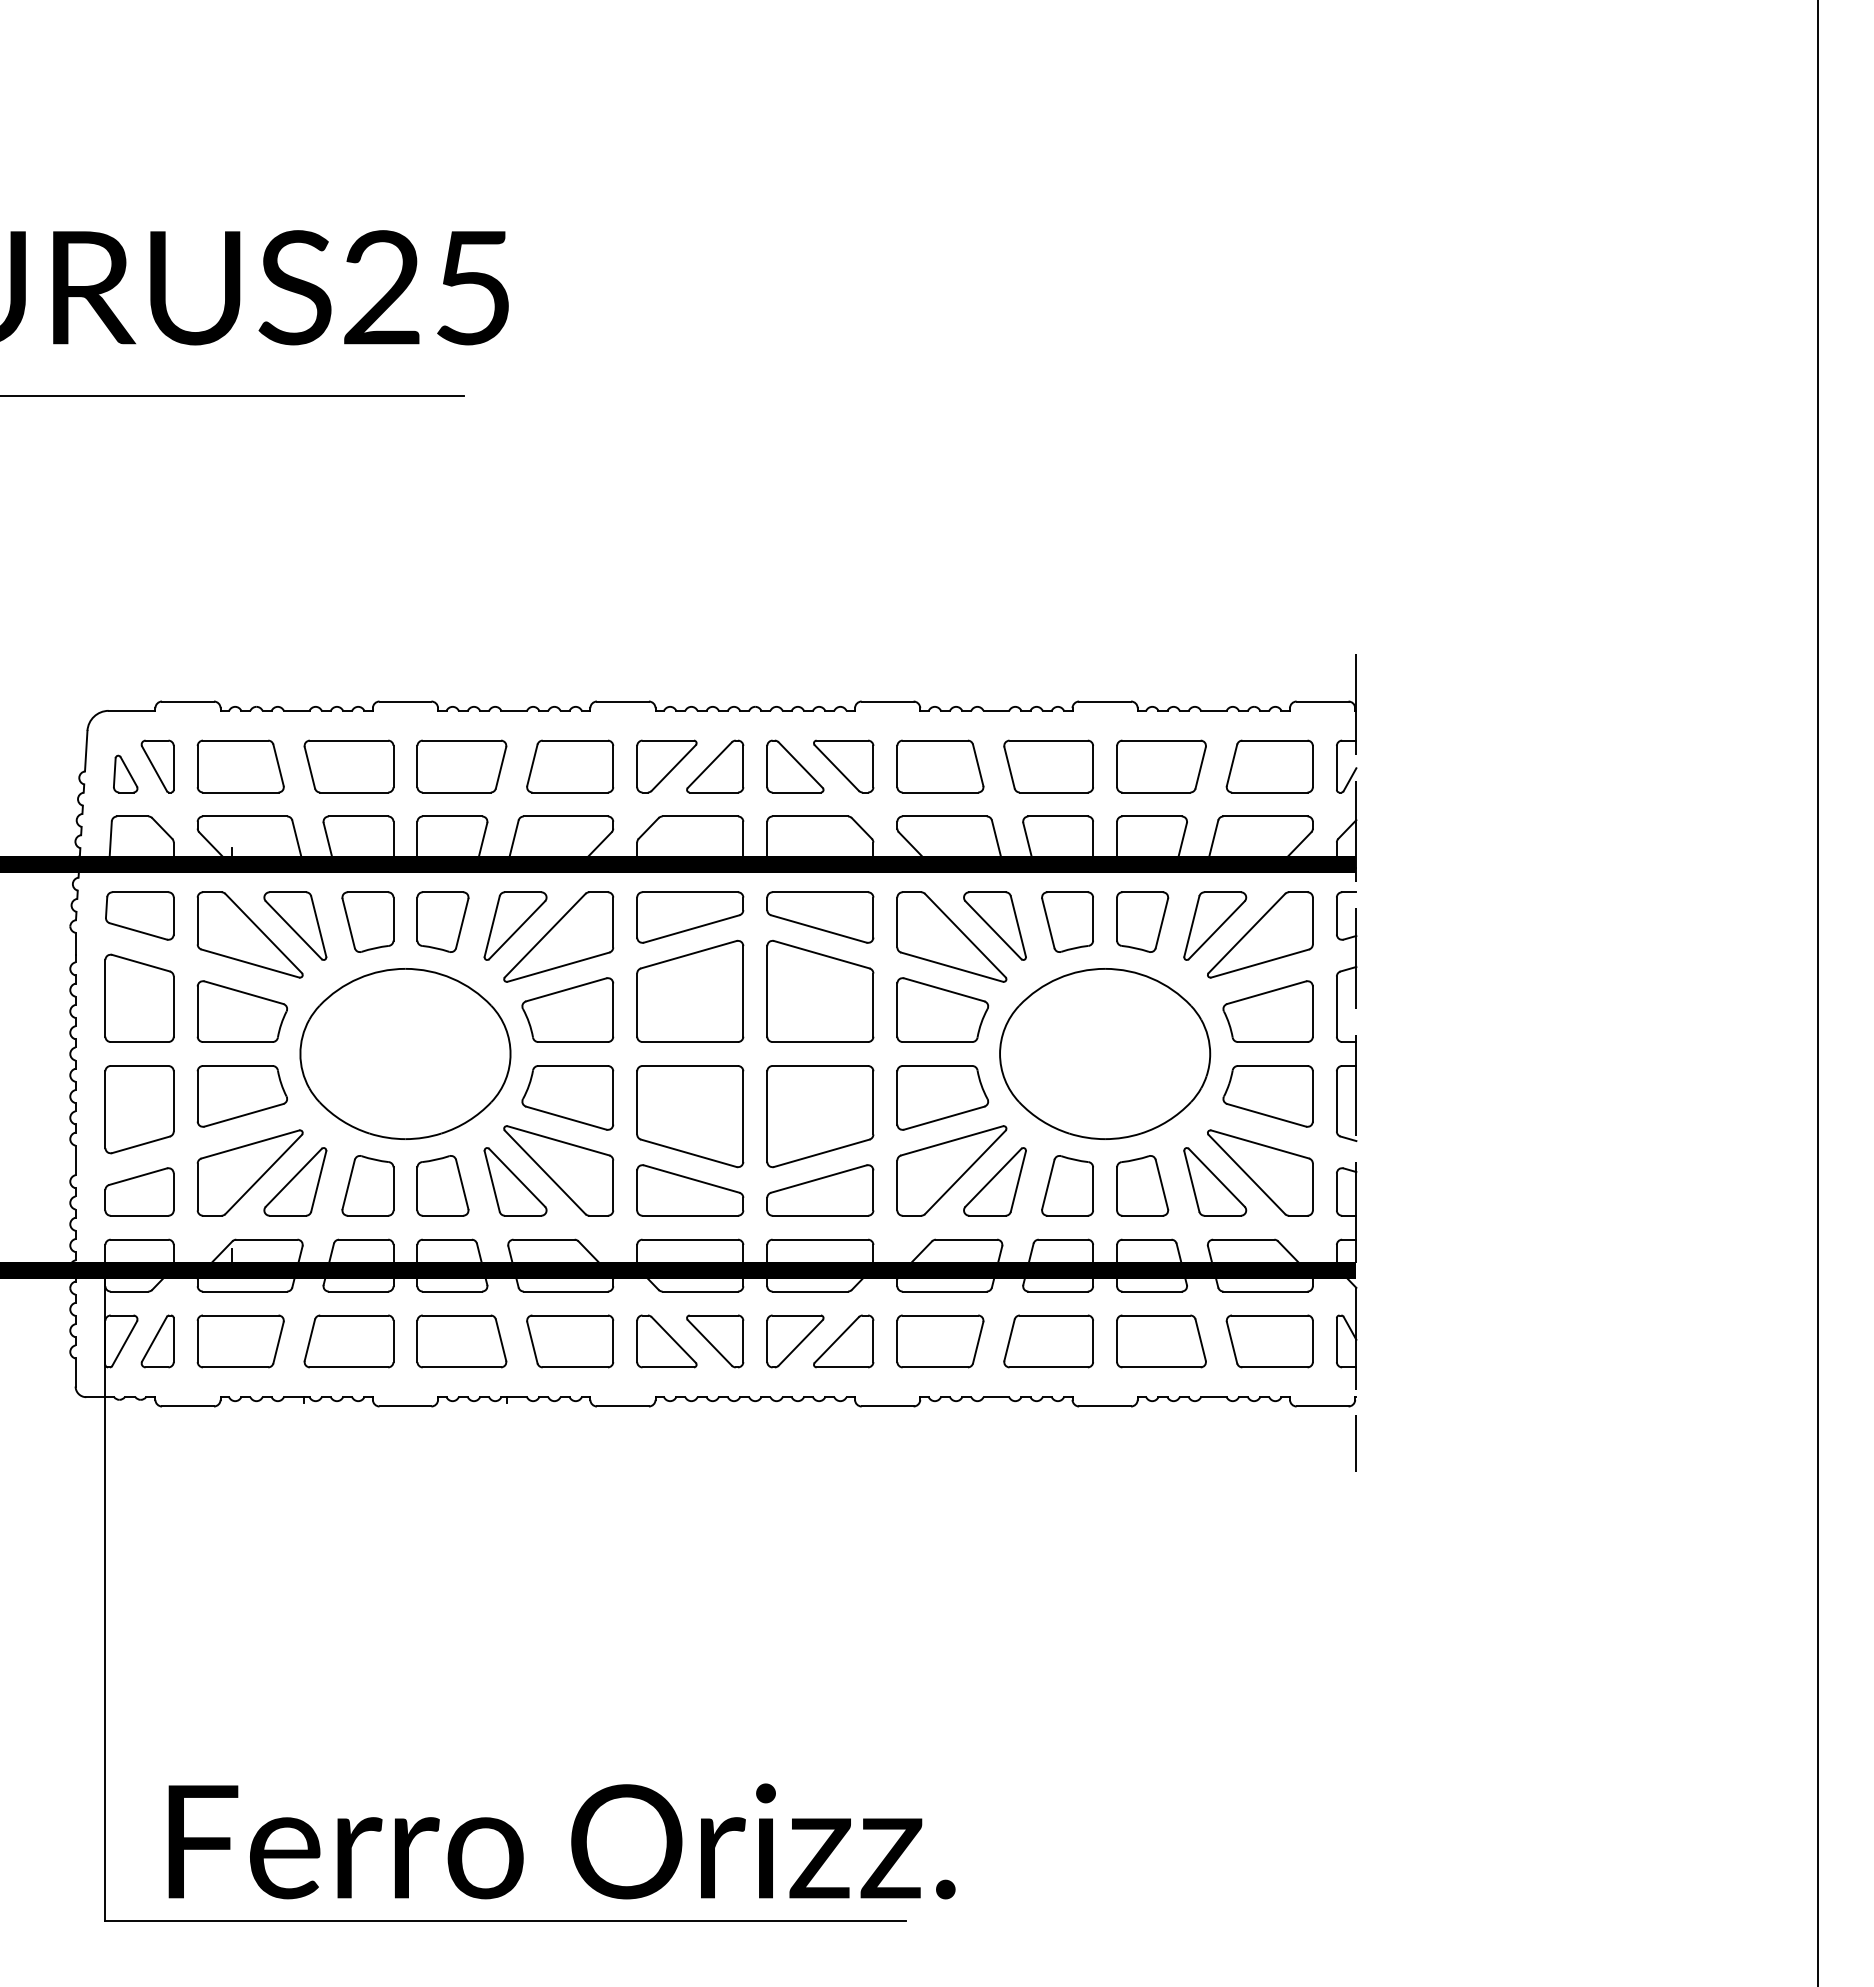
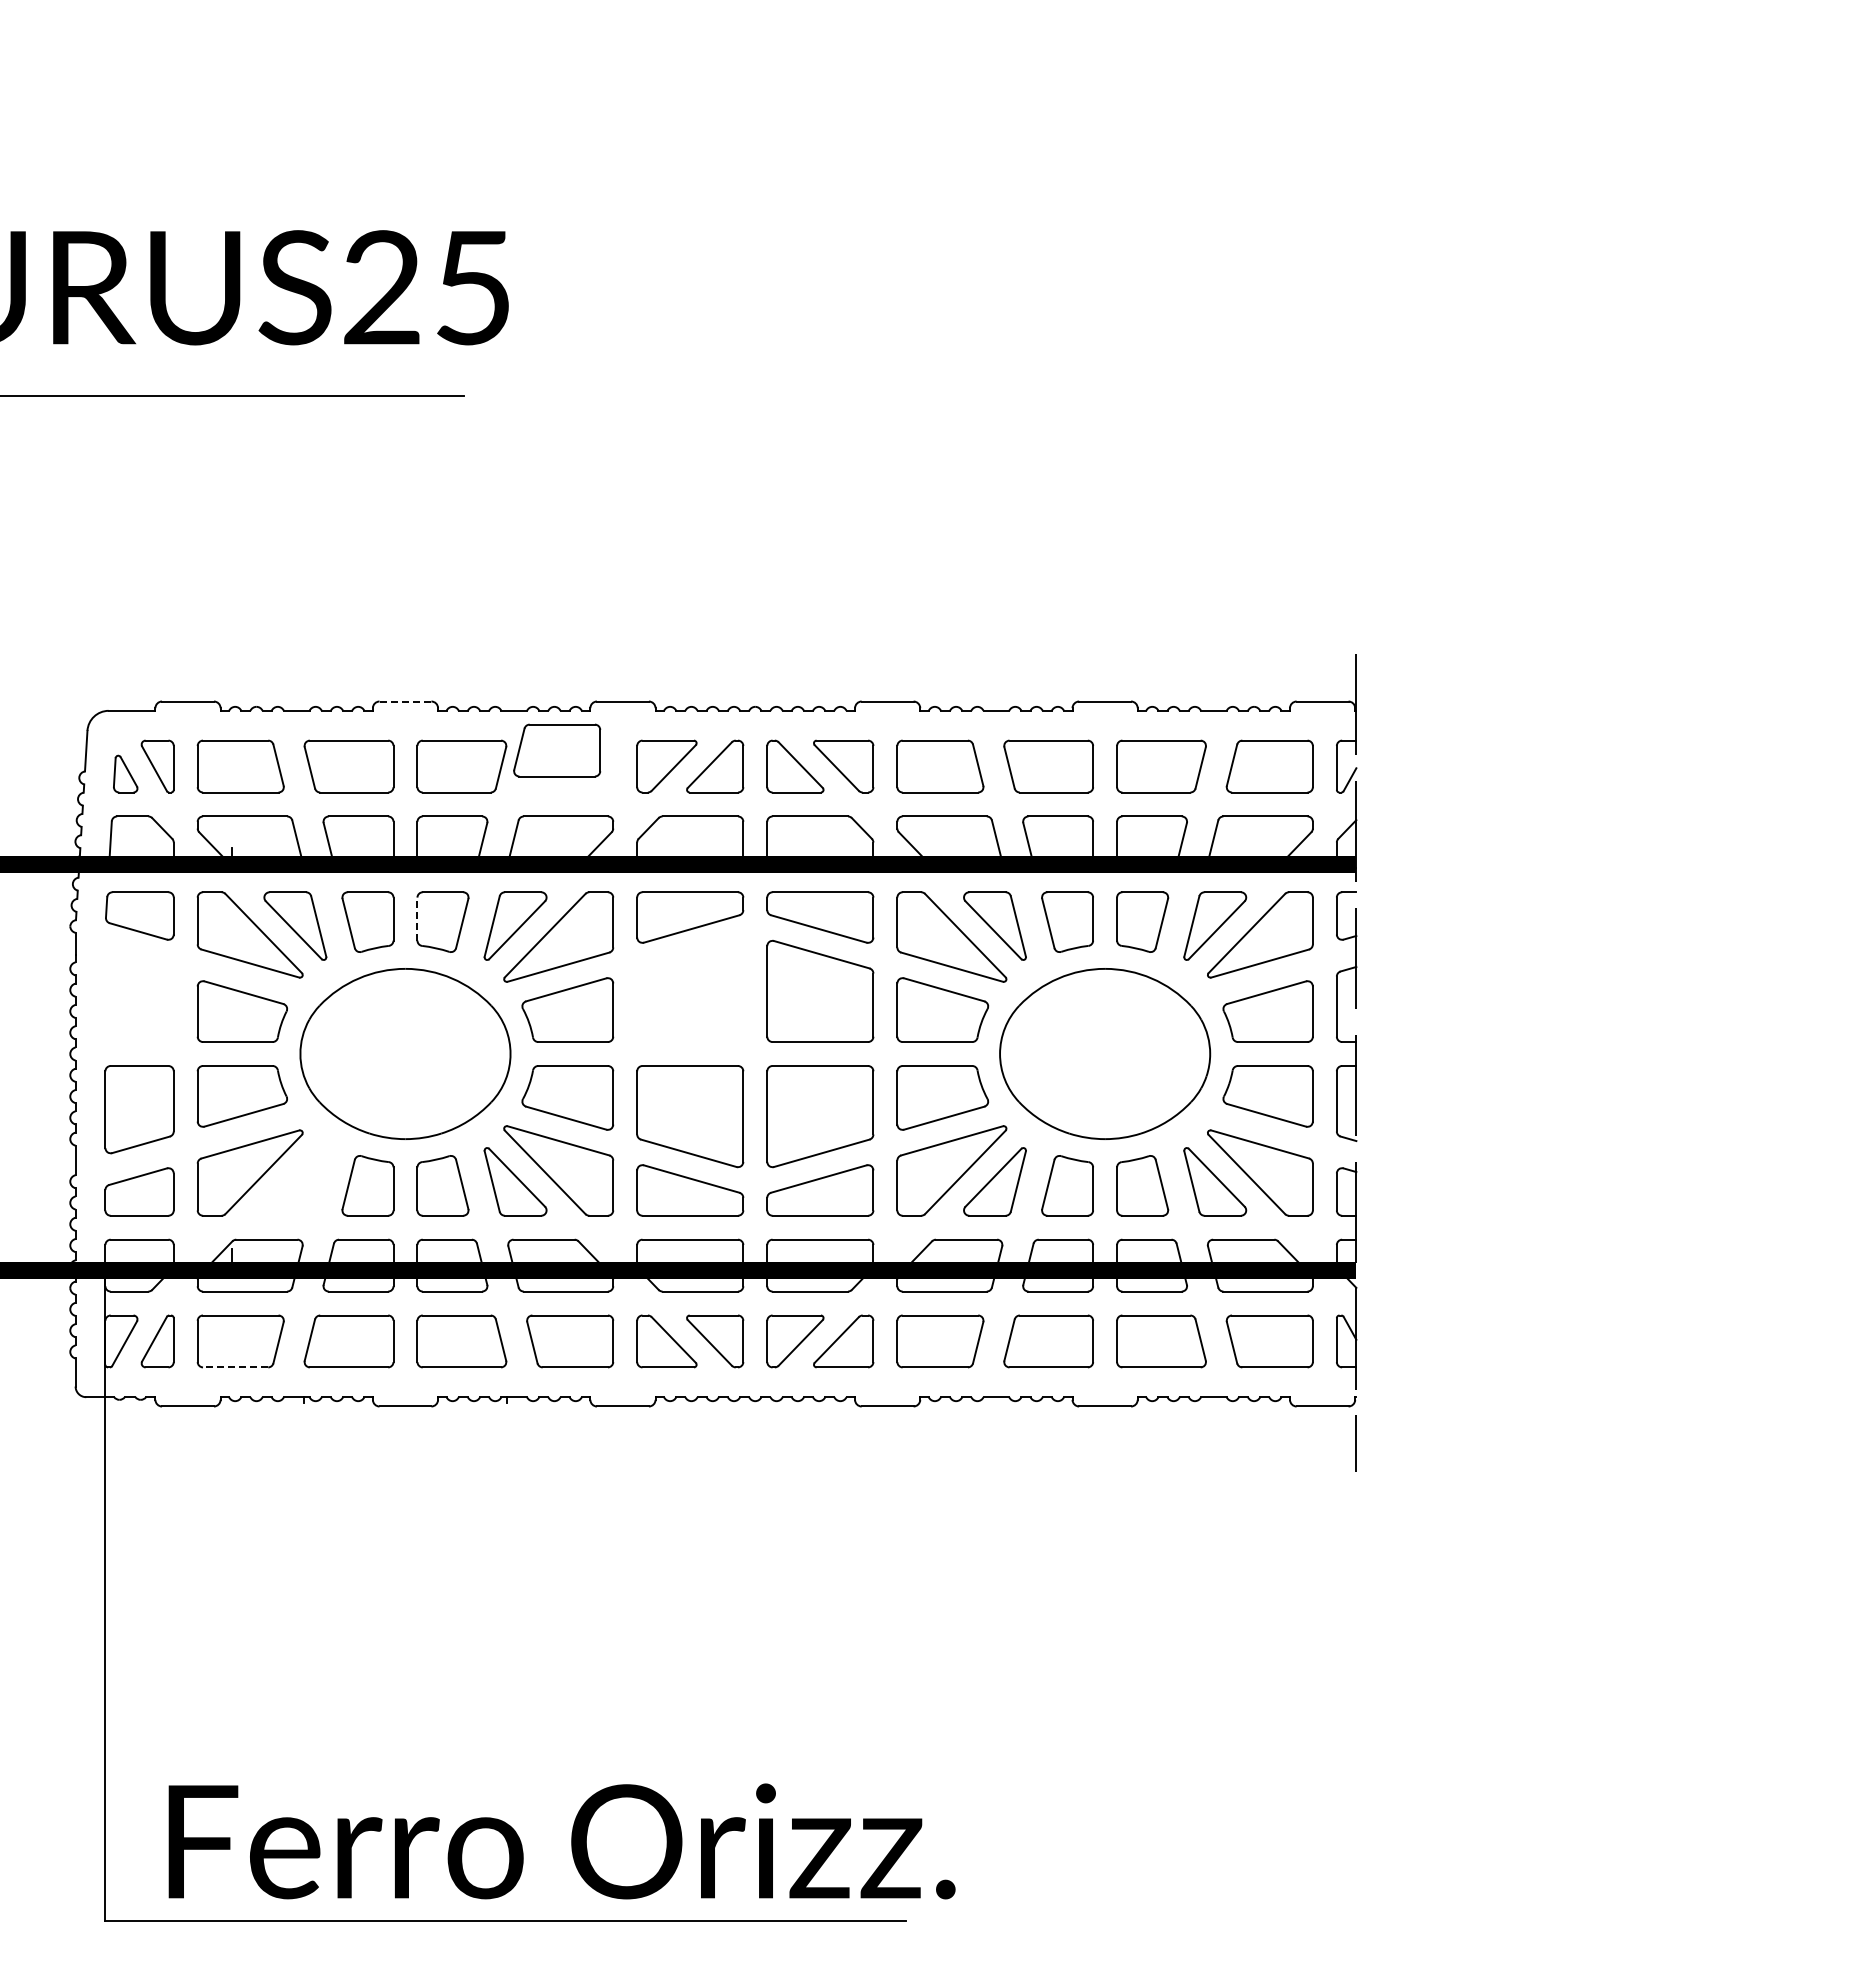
line: solid -> dashed (405, 701)
part position: (570, 766) -> (557, 750) (557, 750)
line: solid -> dashed (417, 919)
part: present -> none (690, 990)
line: present -> none (1817, 992)
part: present -> none (139, 997)
part: present -> none (295, 1181)
line: solid -> dashed (235, 1367)
